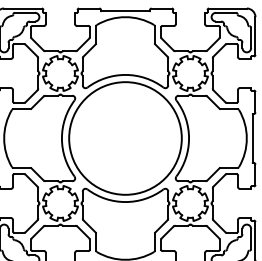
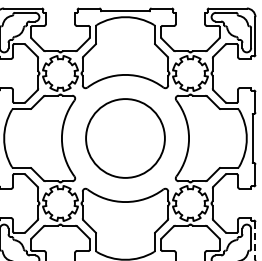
circle diameter: 113 px -> 79 px (125, 138)
line: solid -> dashed (255, 240)
